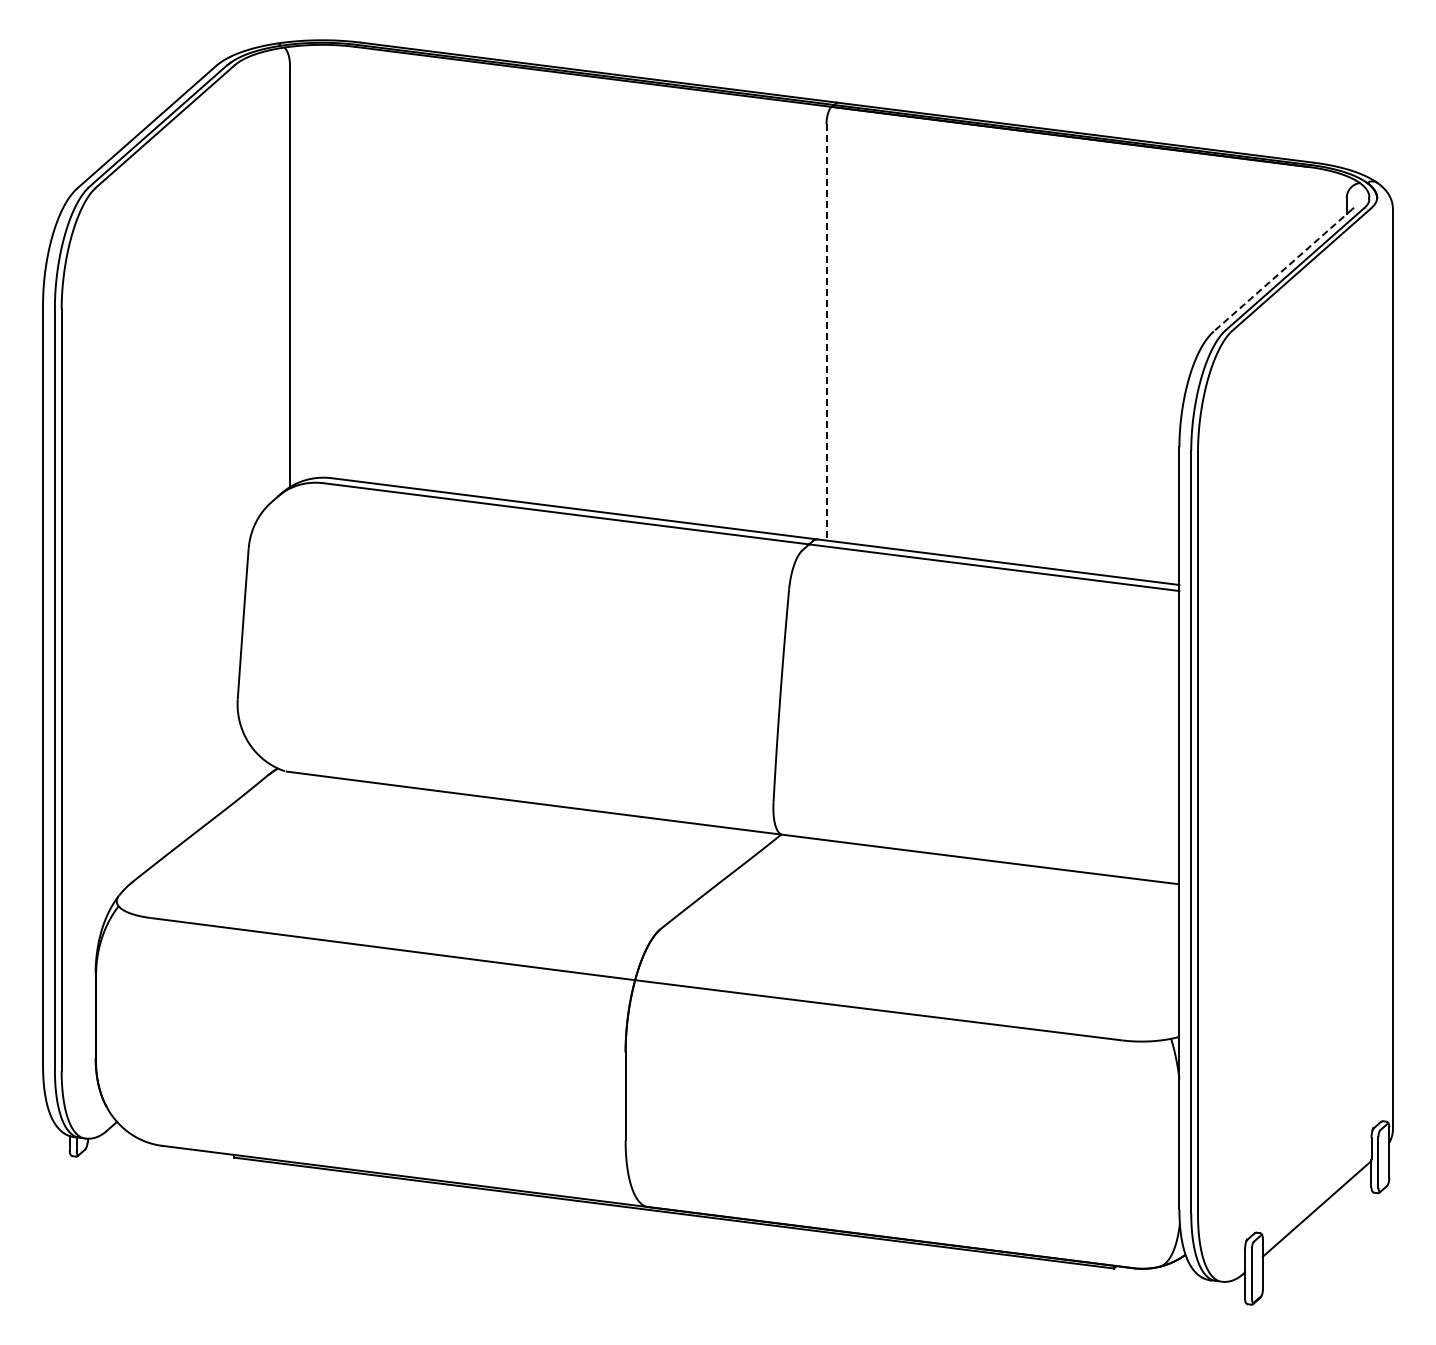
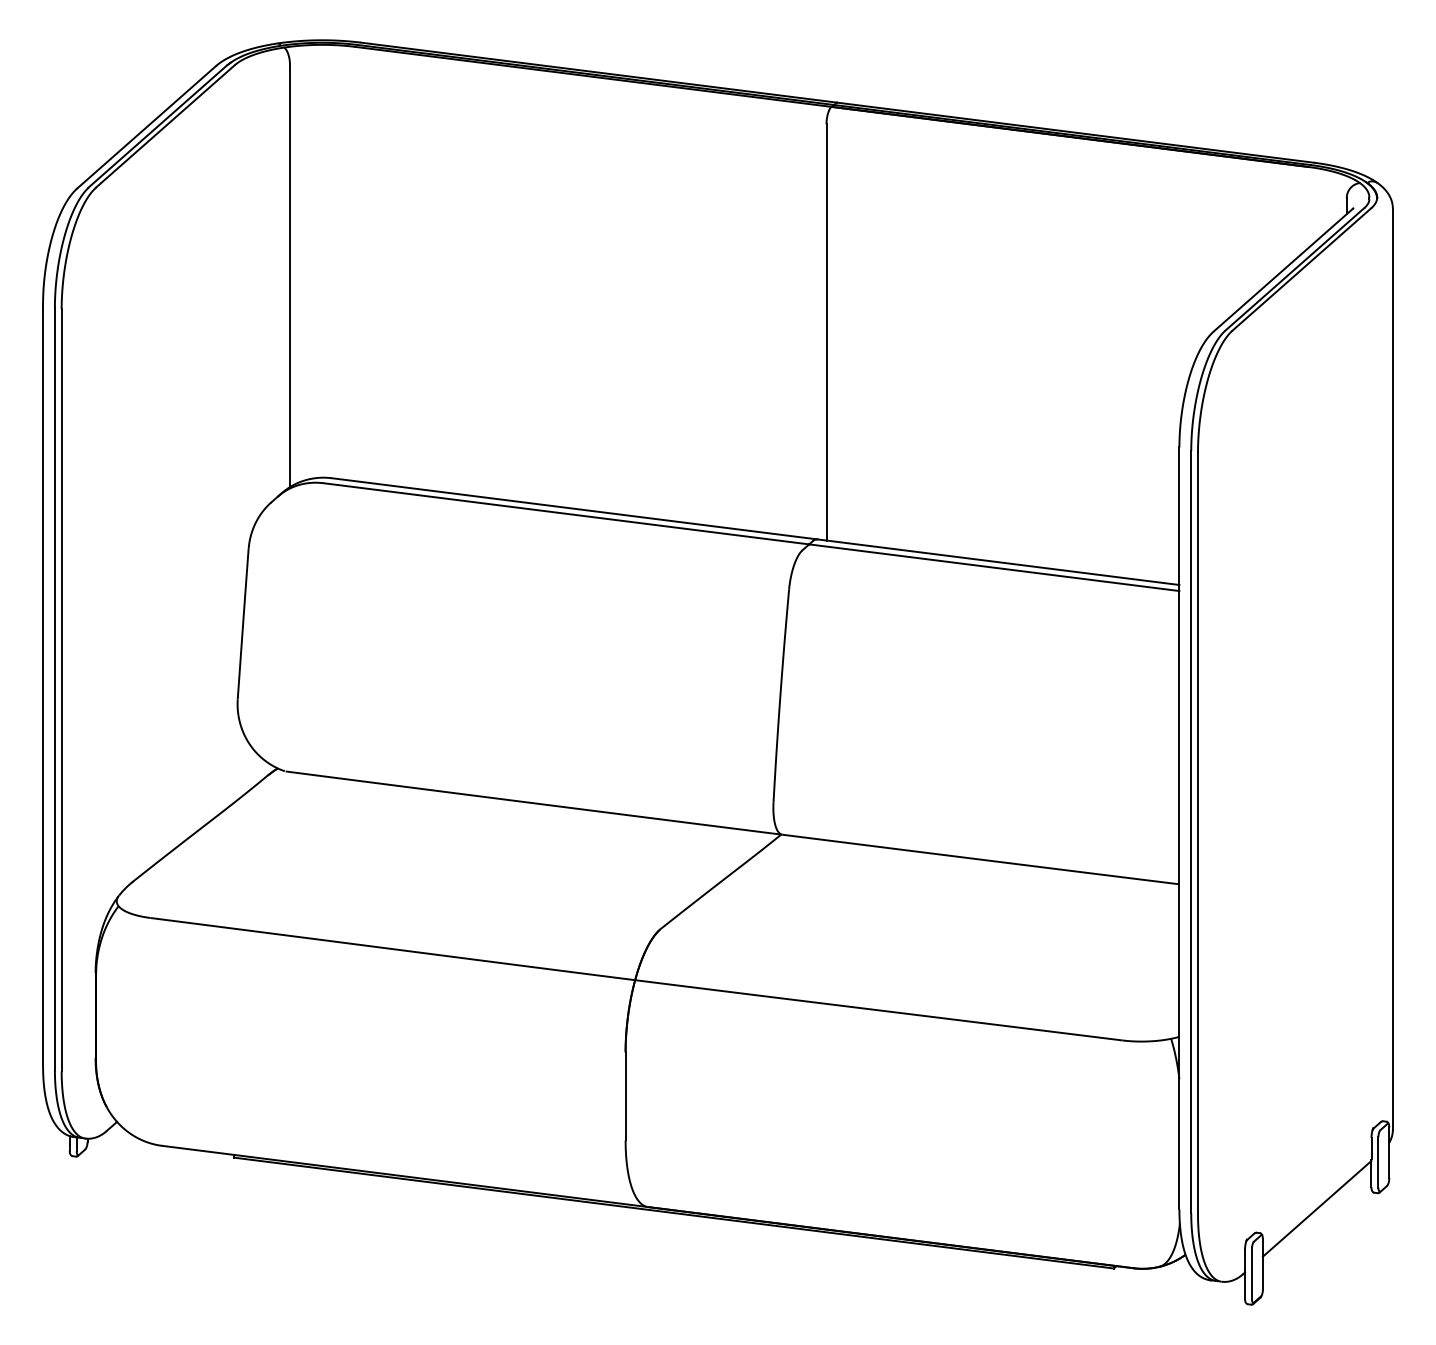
line: dashed -> solid (1282, 270)
line: dashed -> solid (826, 332)
